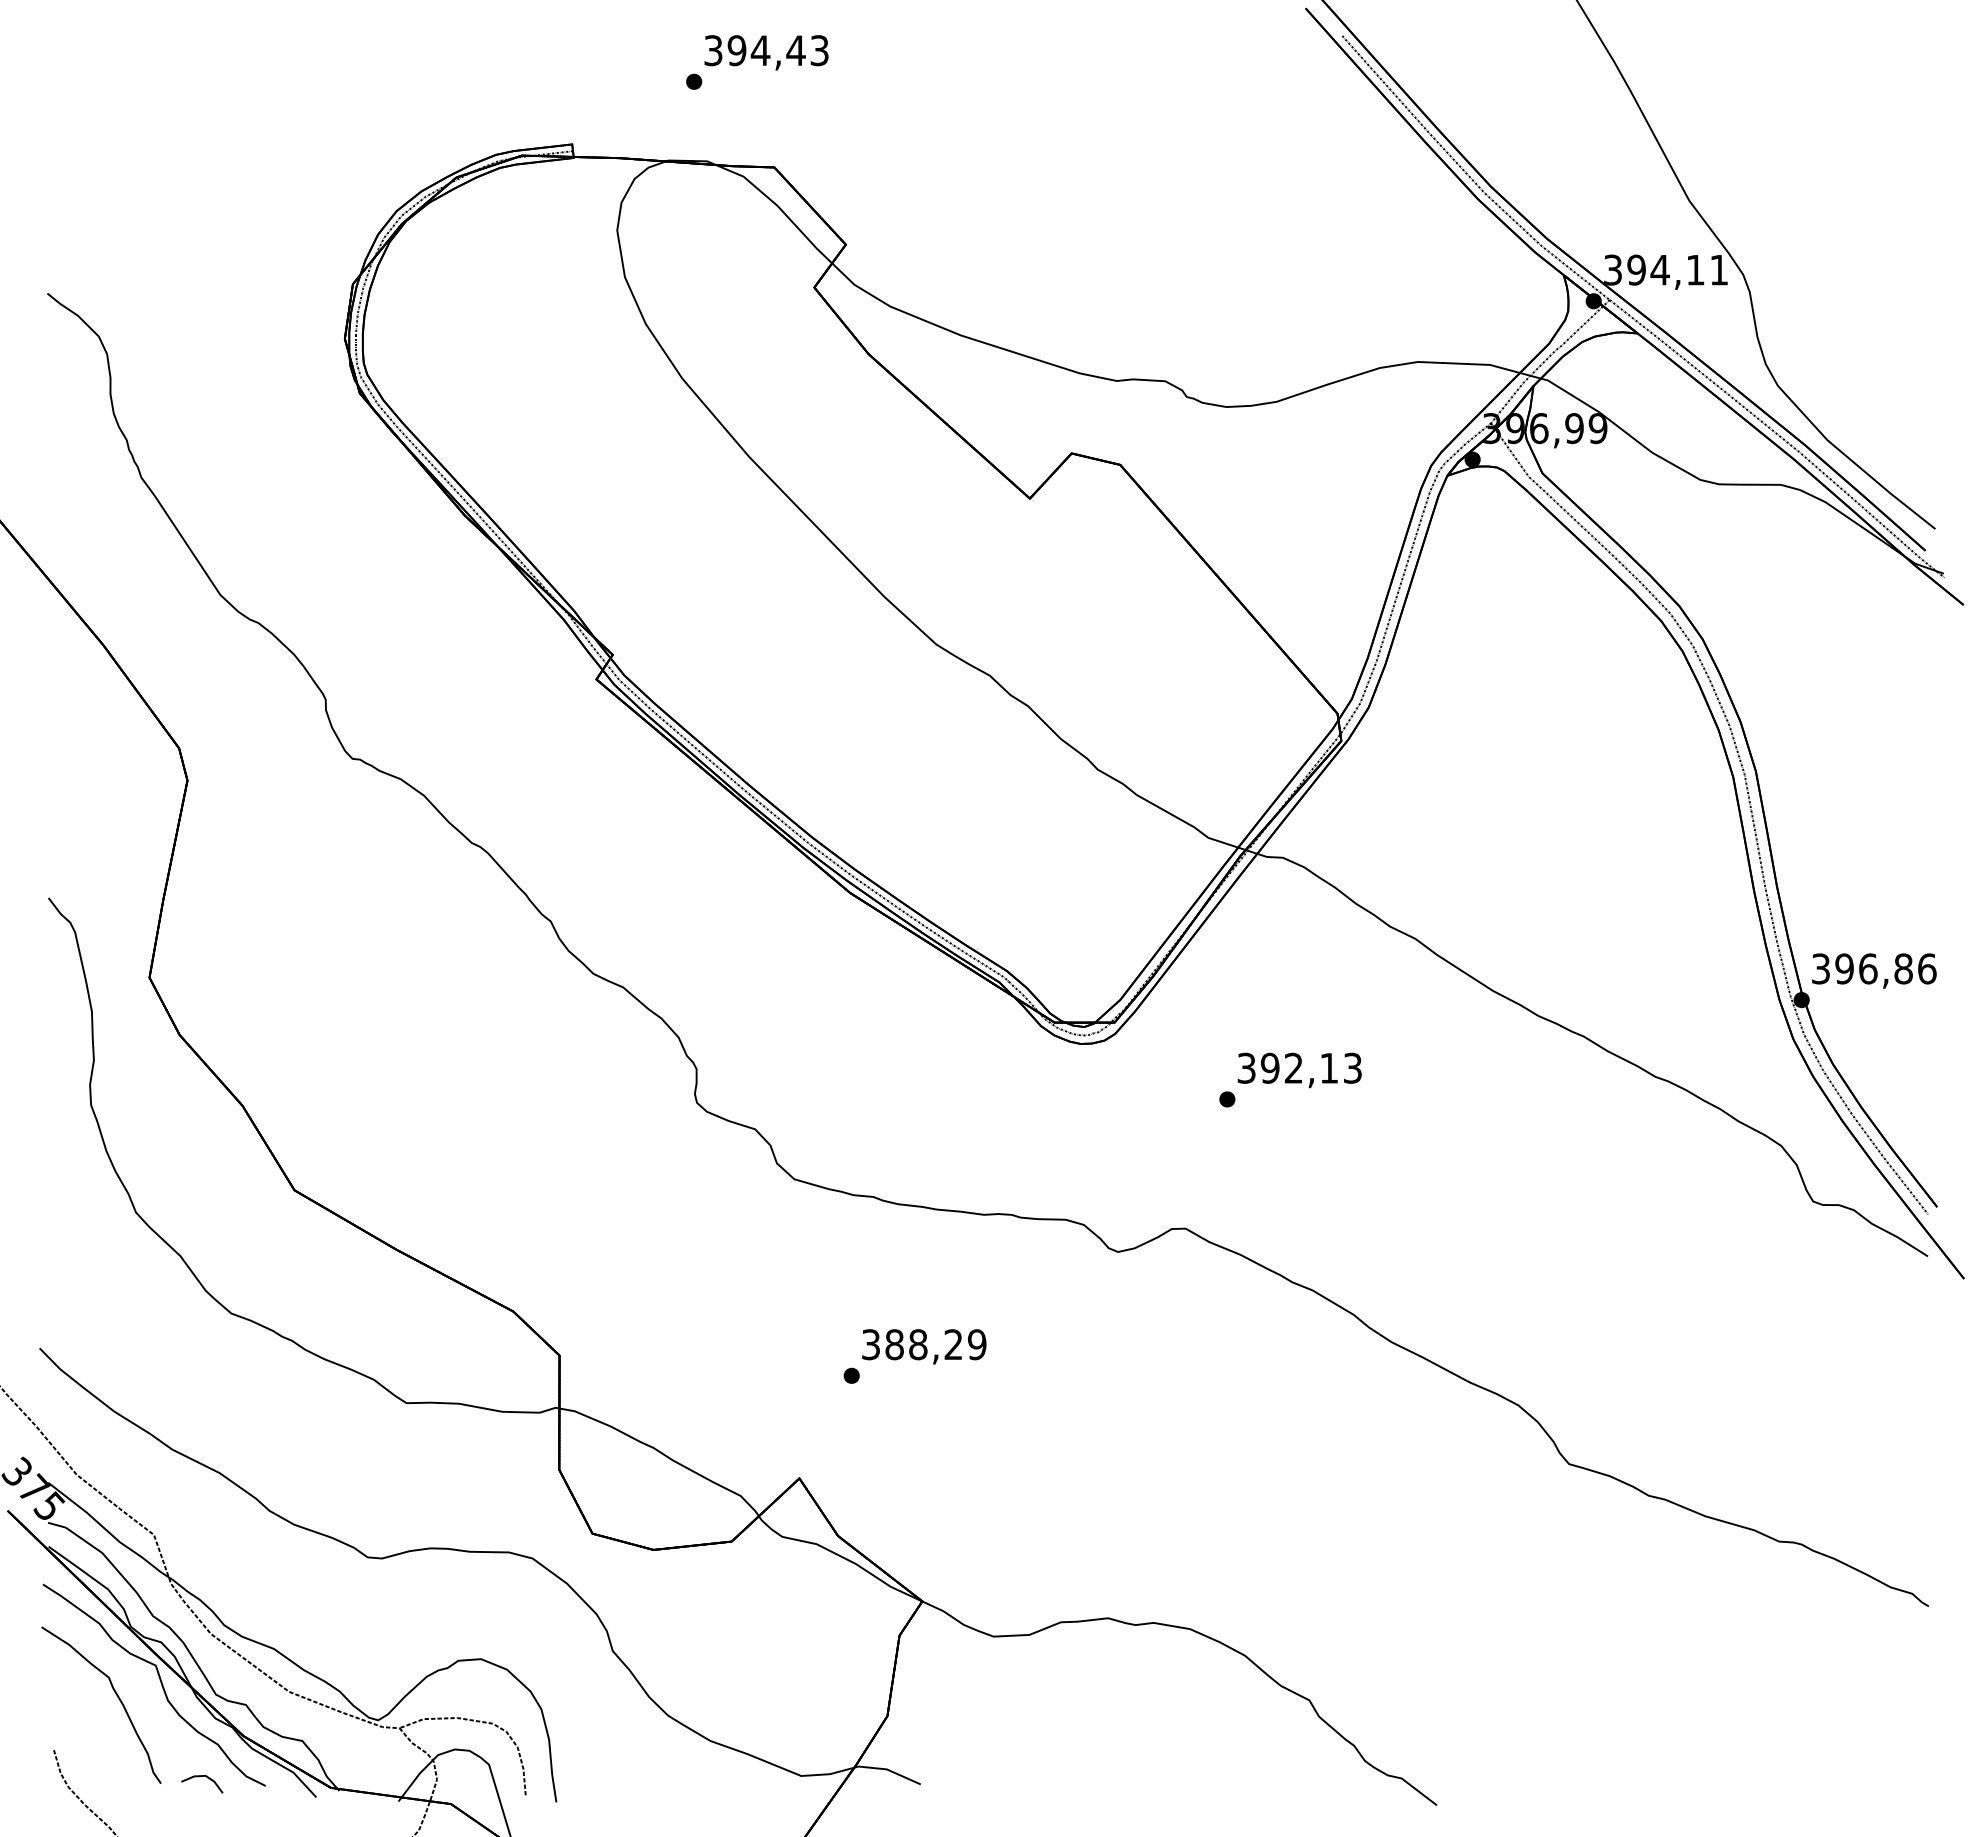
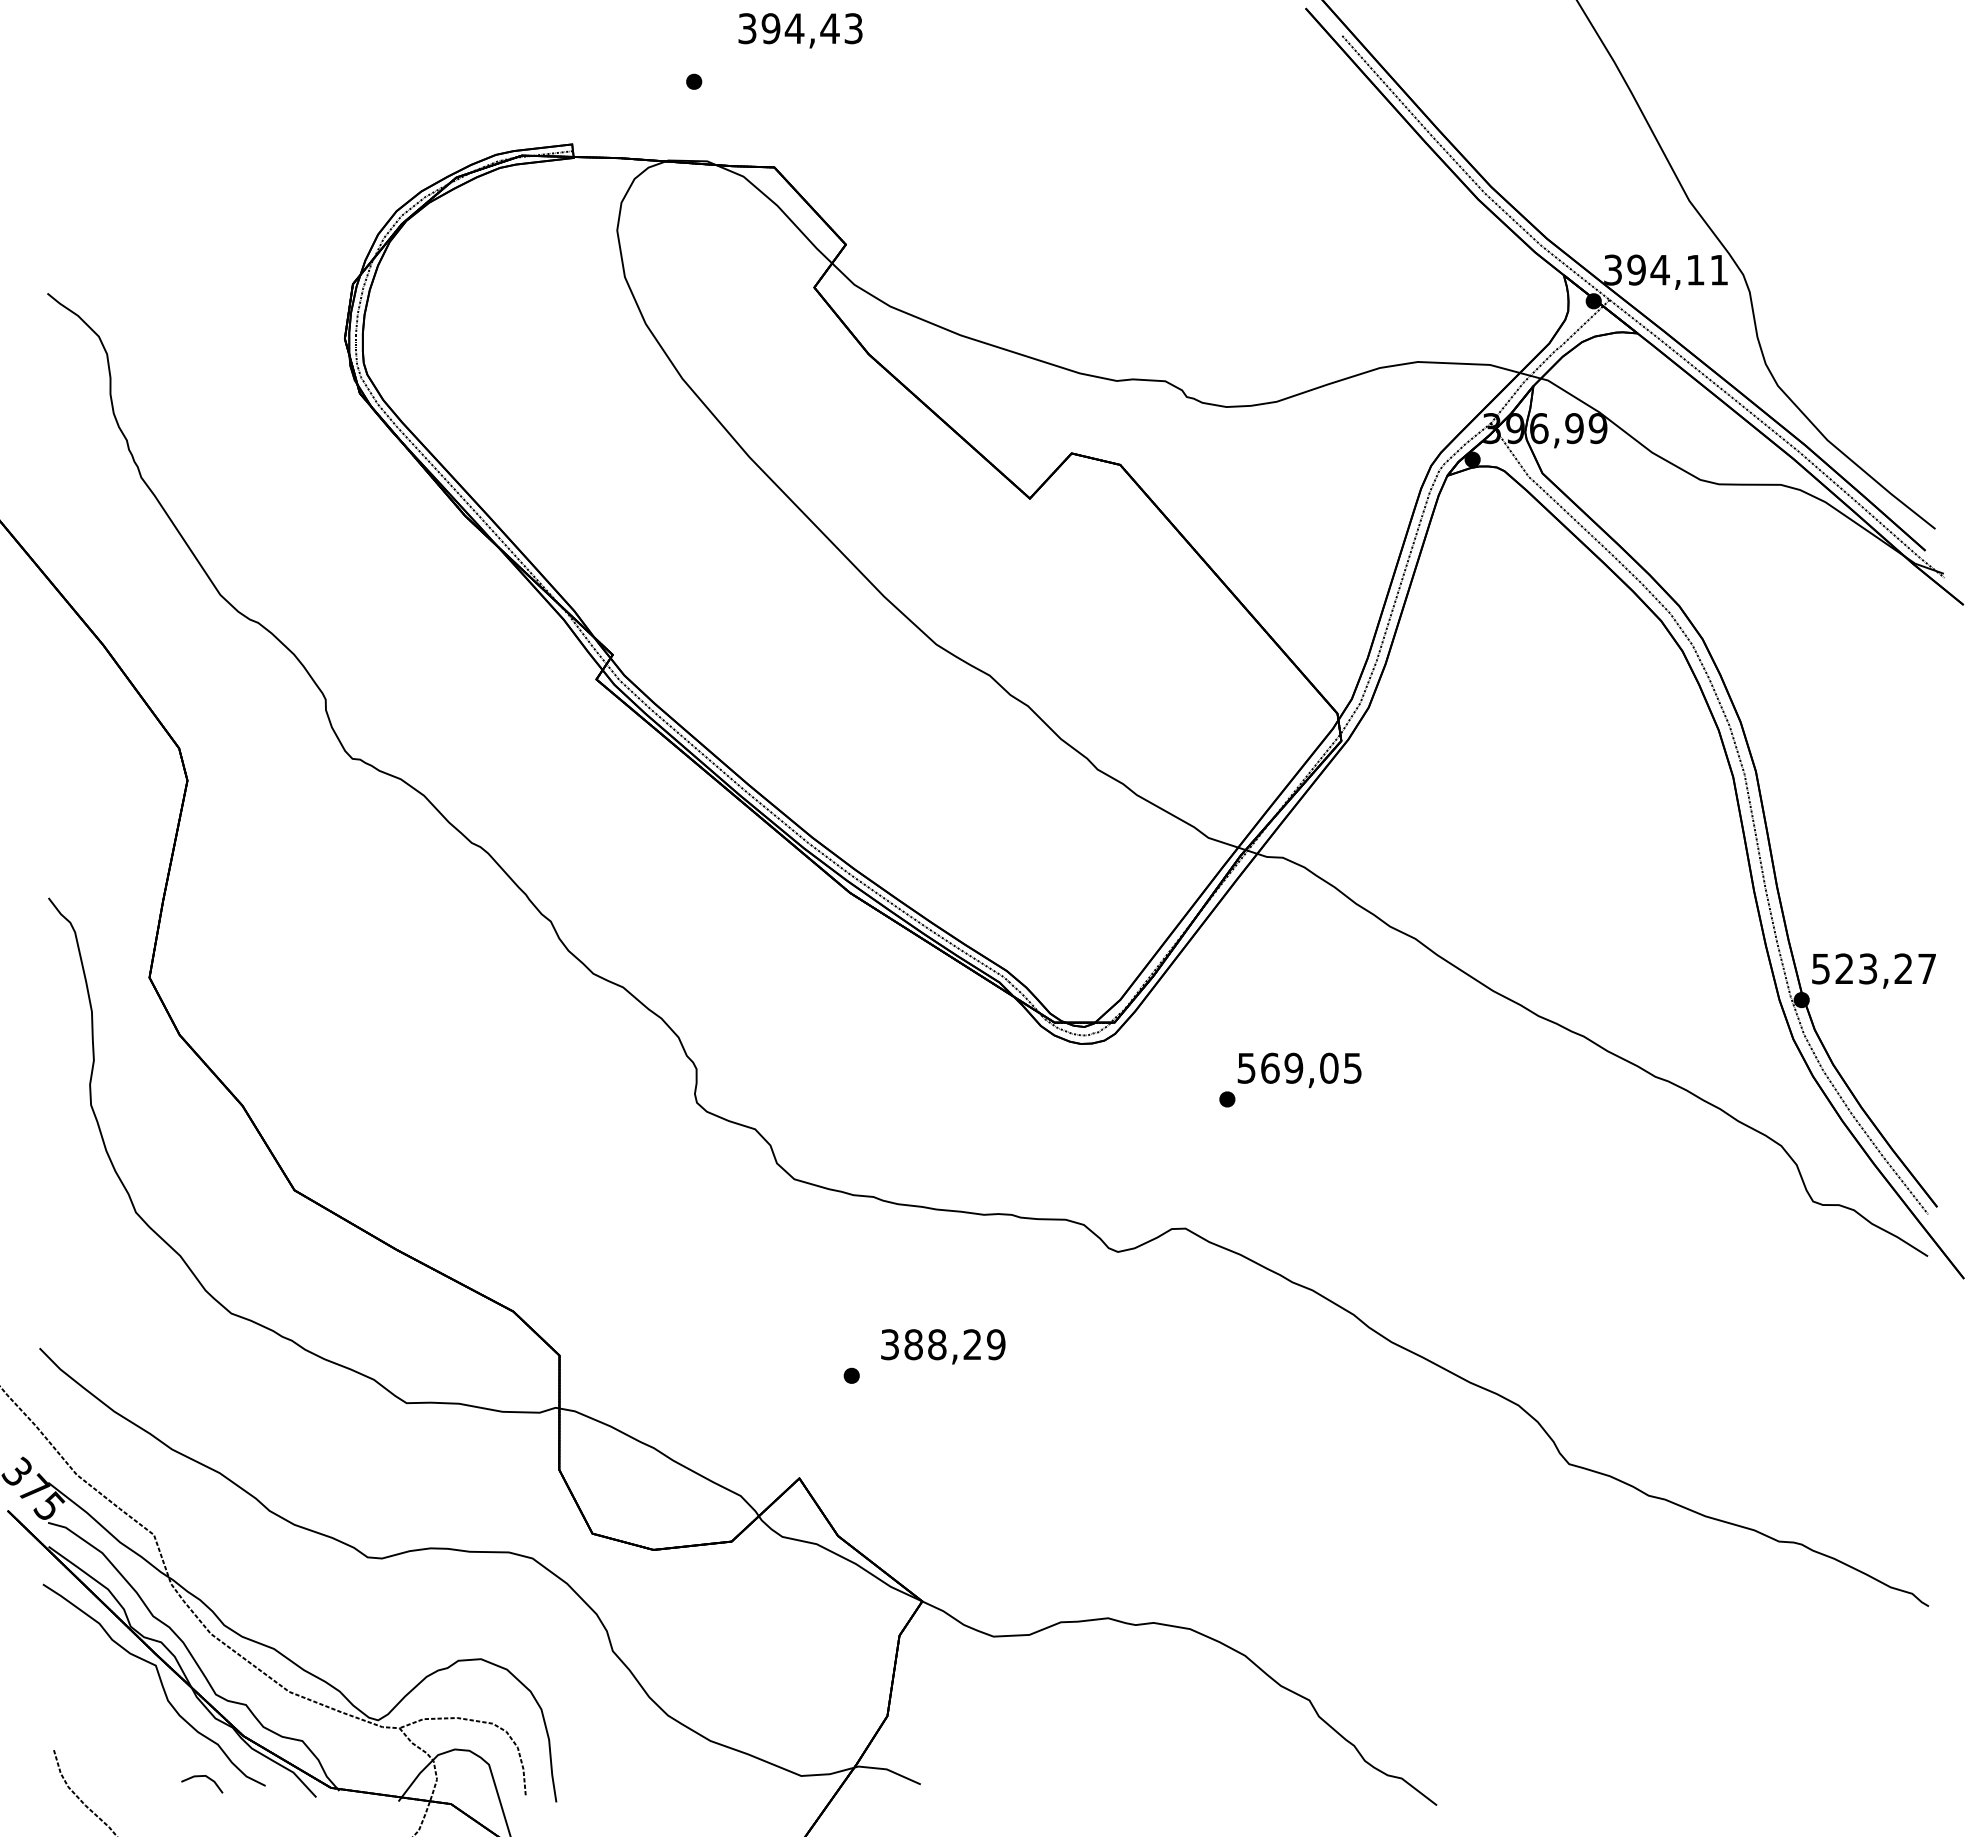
text position: (766, 52) -> (800, 30) (800, 30)
text: 396,86 -> 523,27 (1874, 968)
text: 392,13 -> 569,05 (1299, 1067)
text position: (924, 1346) -> (943, 1346) (943, 1346)
curve: present -> none (115, 1694)
